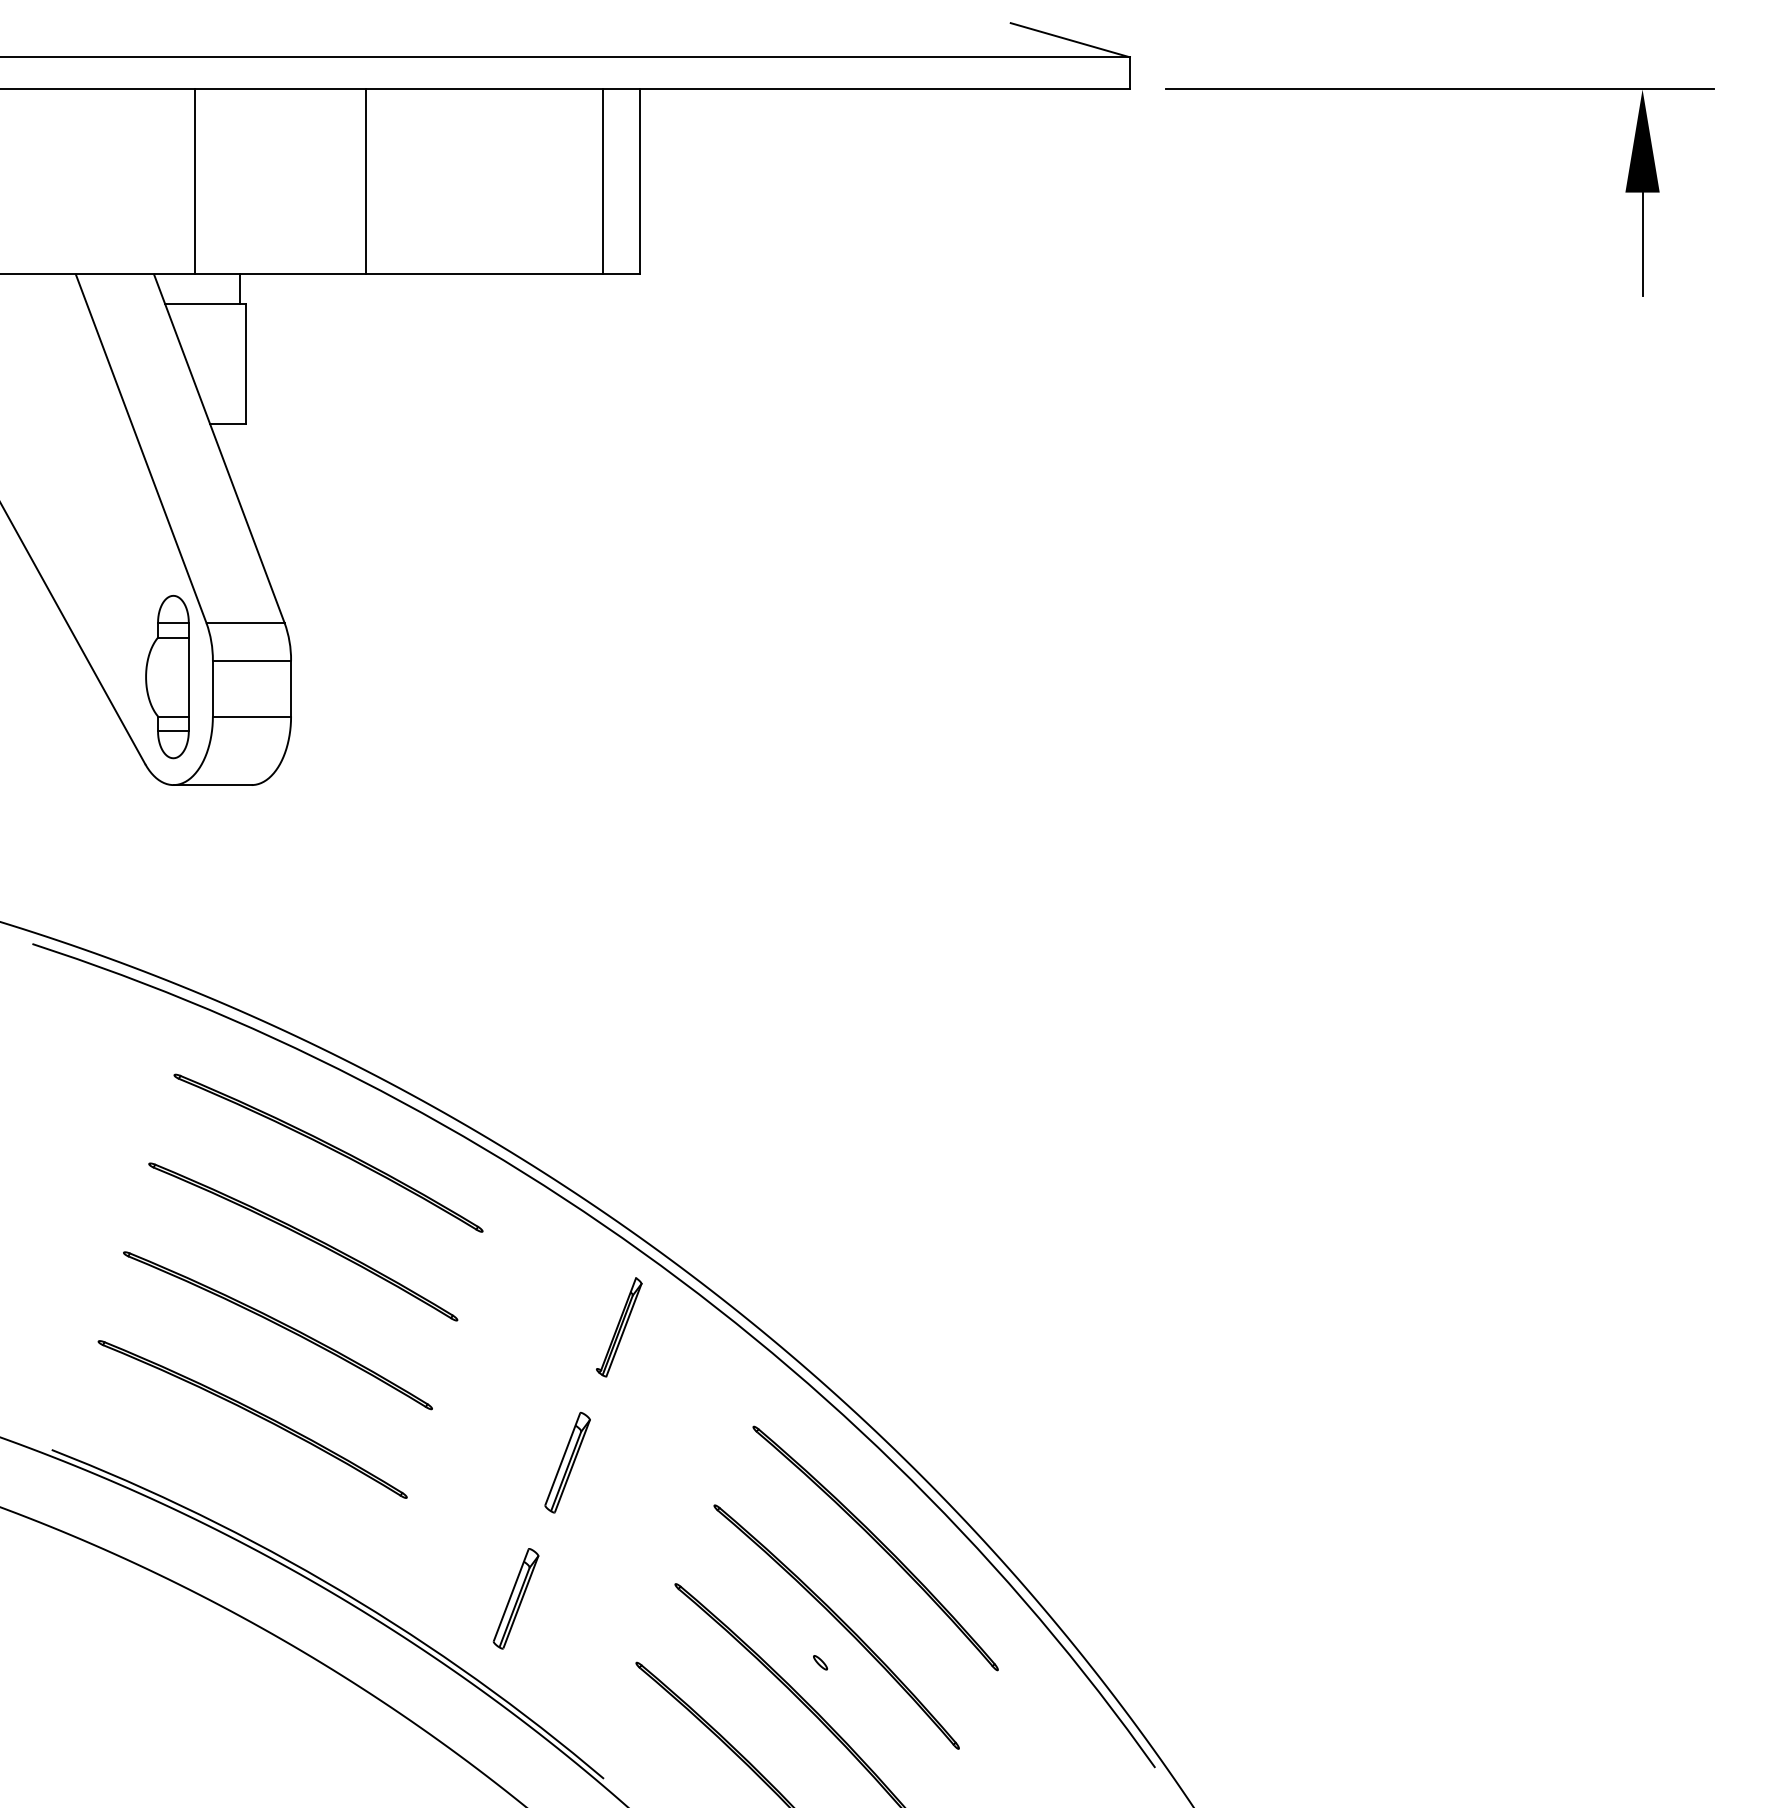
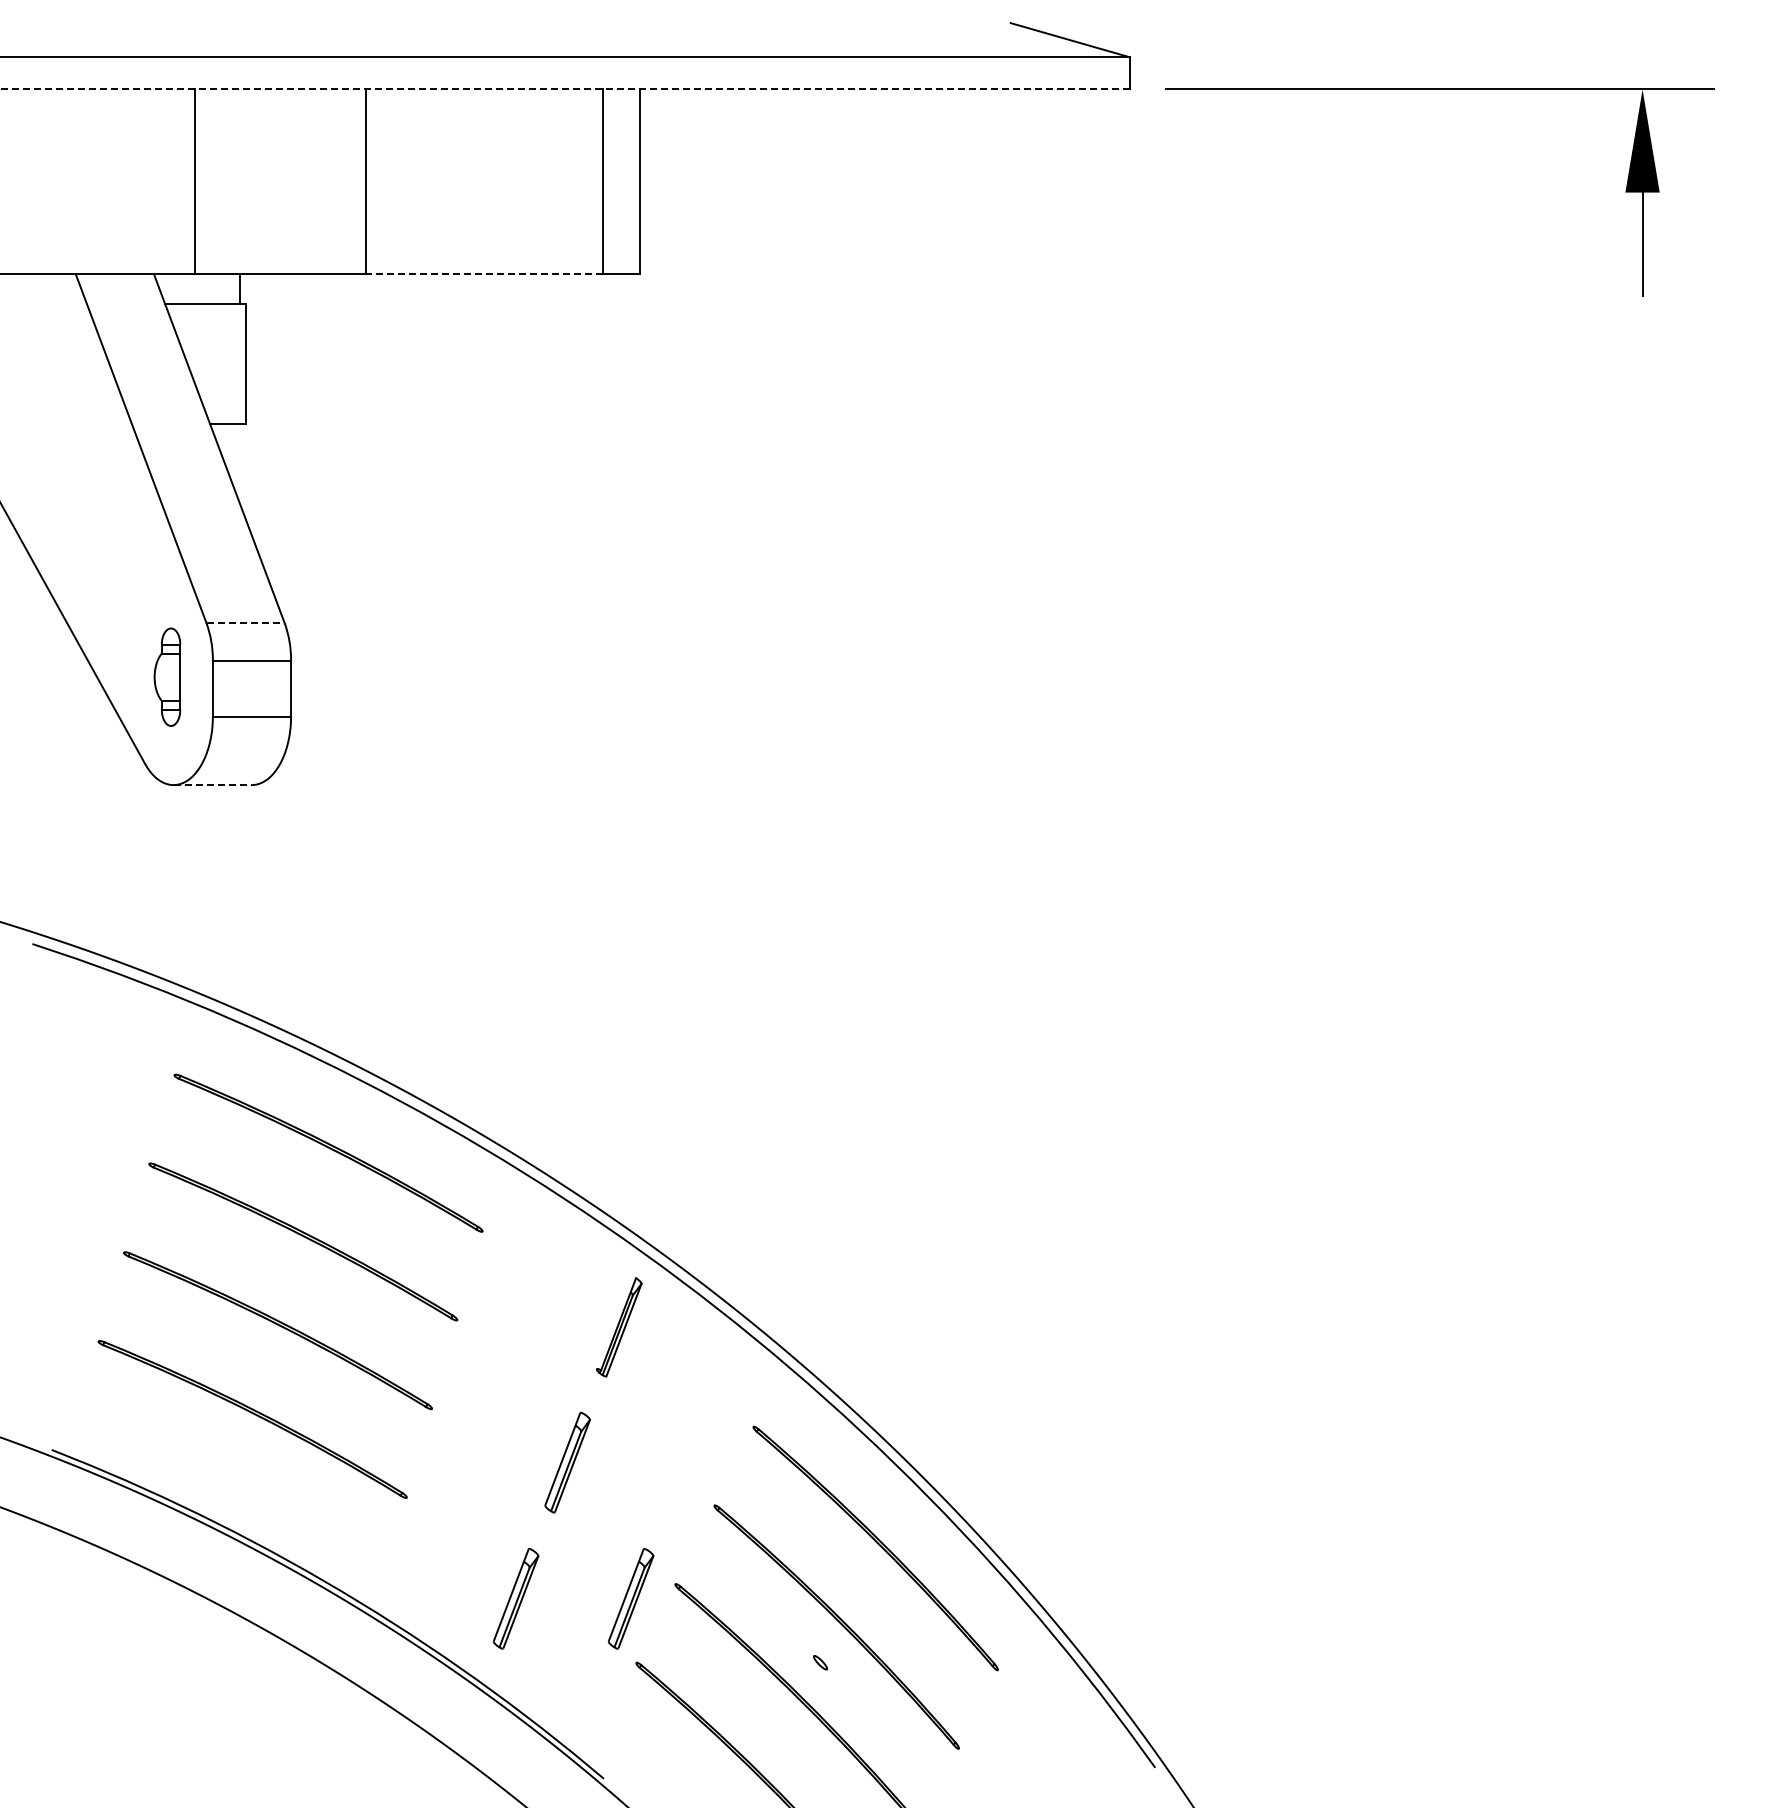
line: solid -> dashed (565, 89)
line: solid -> dashed (484, 274)
line: solid -> dashed (246, 623)
part size: 45x165 px -> 29x100 px (167, 676)
line: solid -> dashed (213, 785)
part: none -> present (630, 1598)
